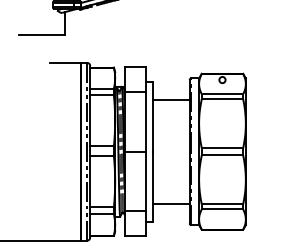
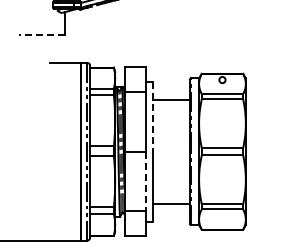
line: solid -> dashed (41, 35)
line: solid -> dashed (152, 117)
line: solid -> dashed (146, 181)
